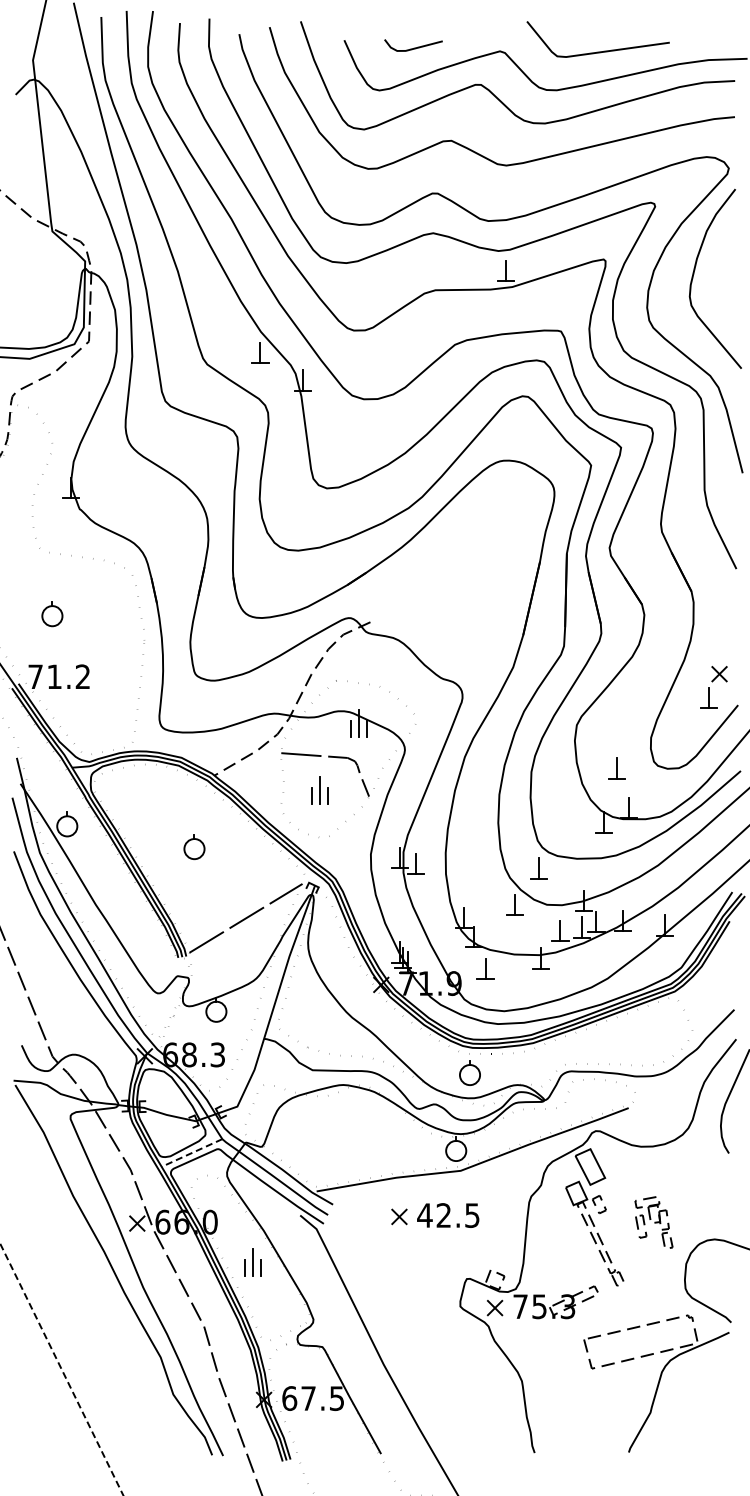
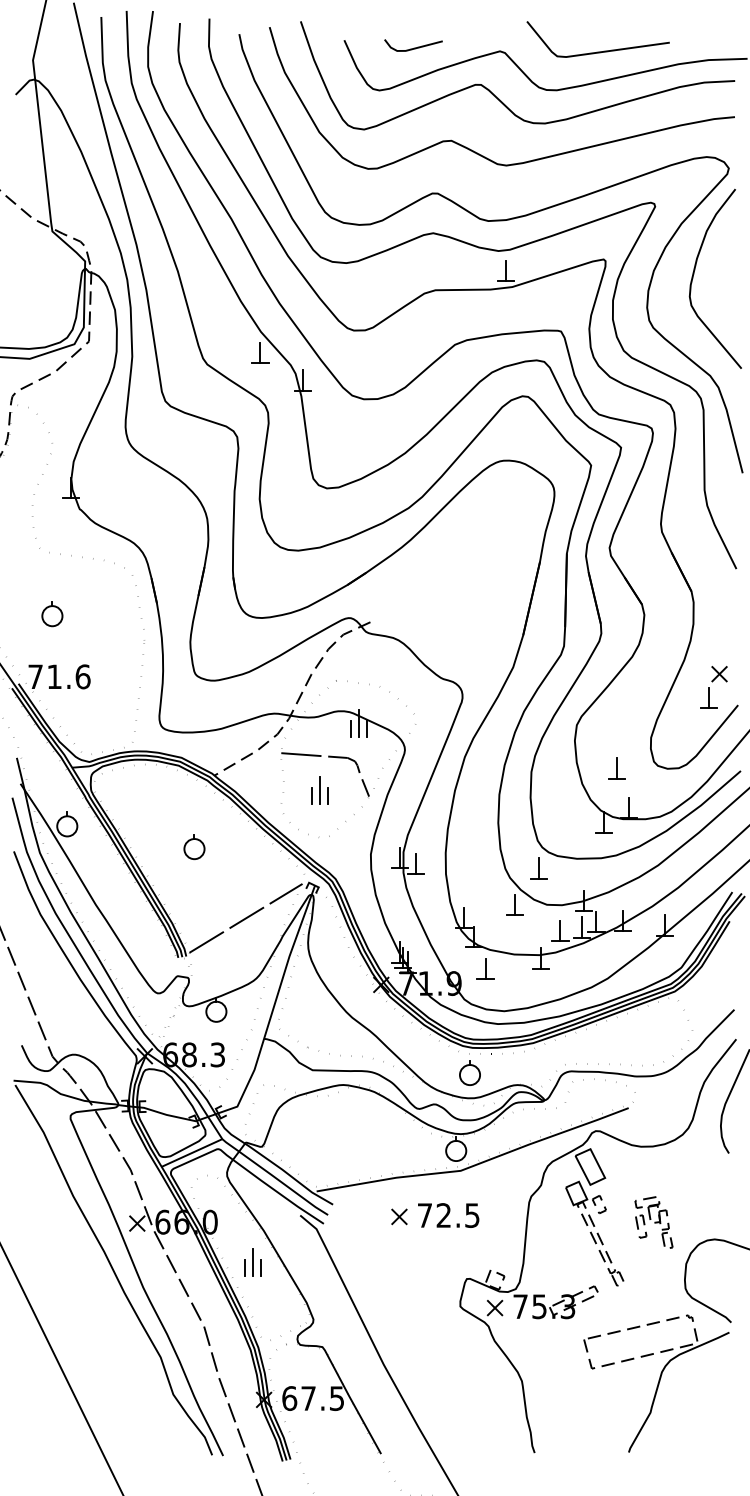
text: 71.2 -> 71.6 (82, 676)
line: dashed -> solid (191, 1153)
text: 42.5 -> 72.5 (424, 1215)
line: dashed -> solid (61, 1369)
